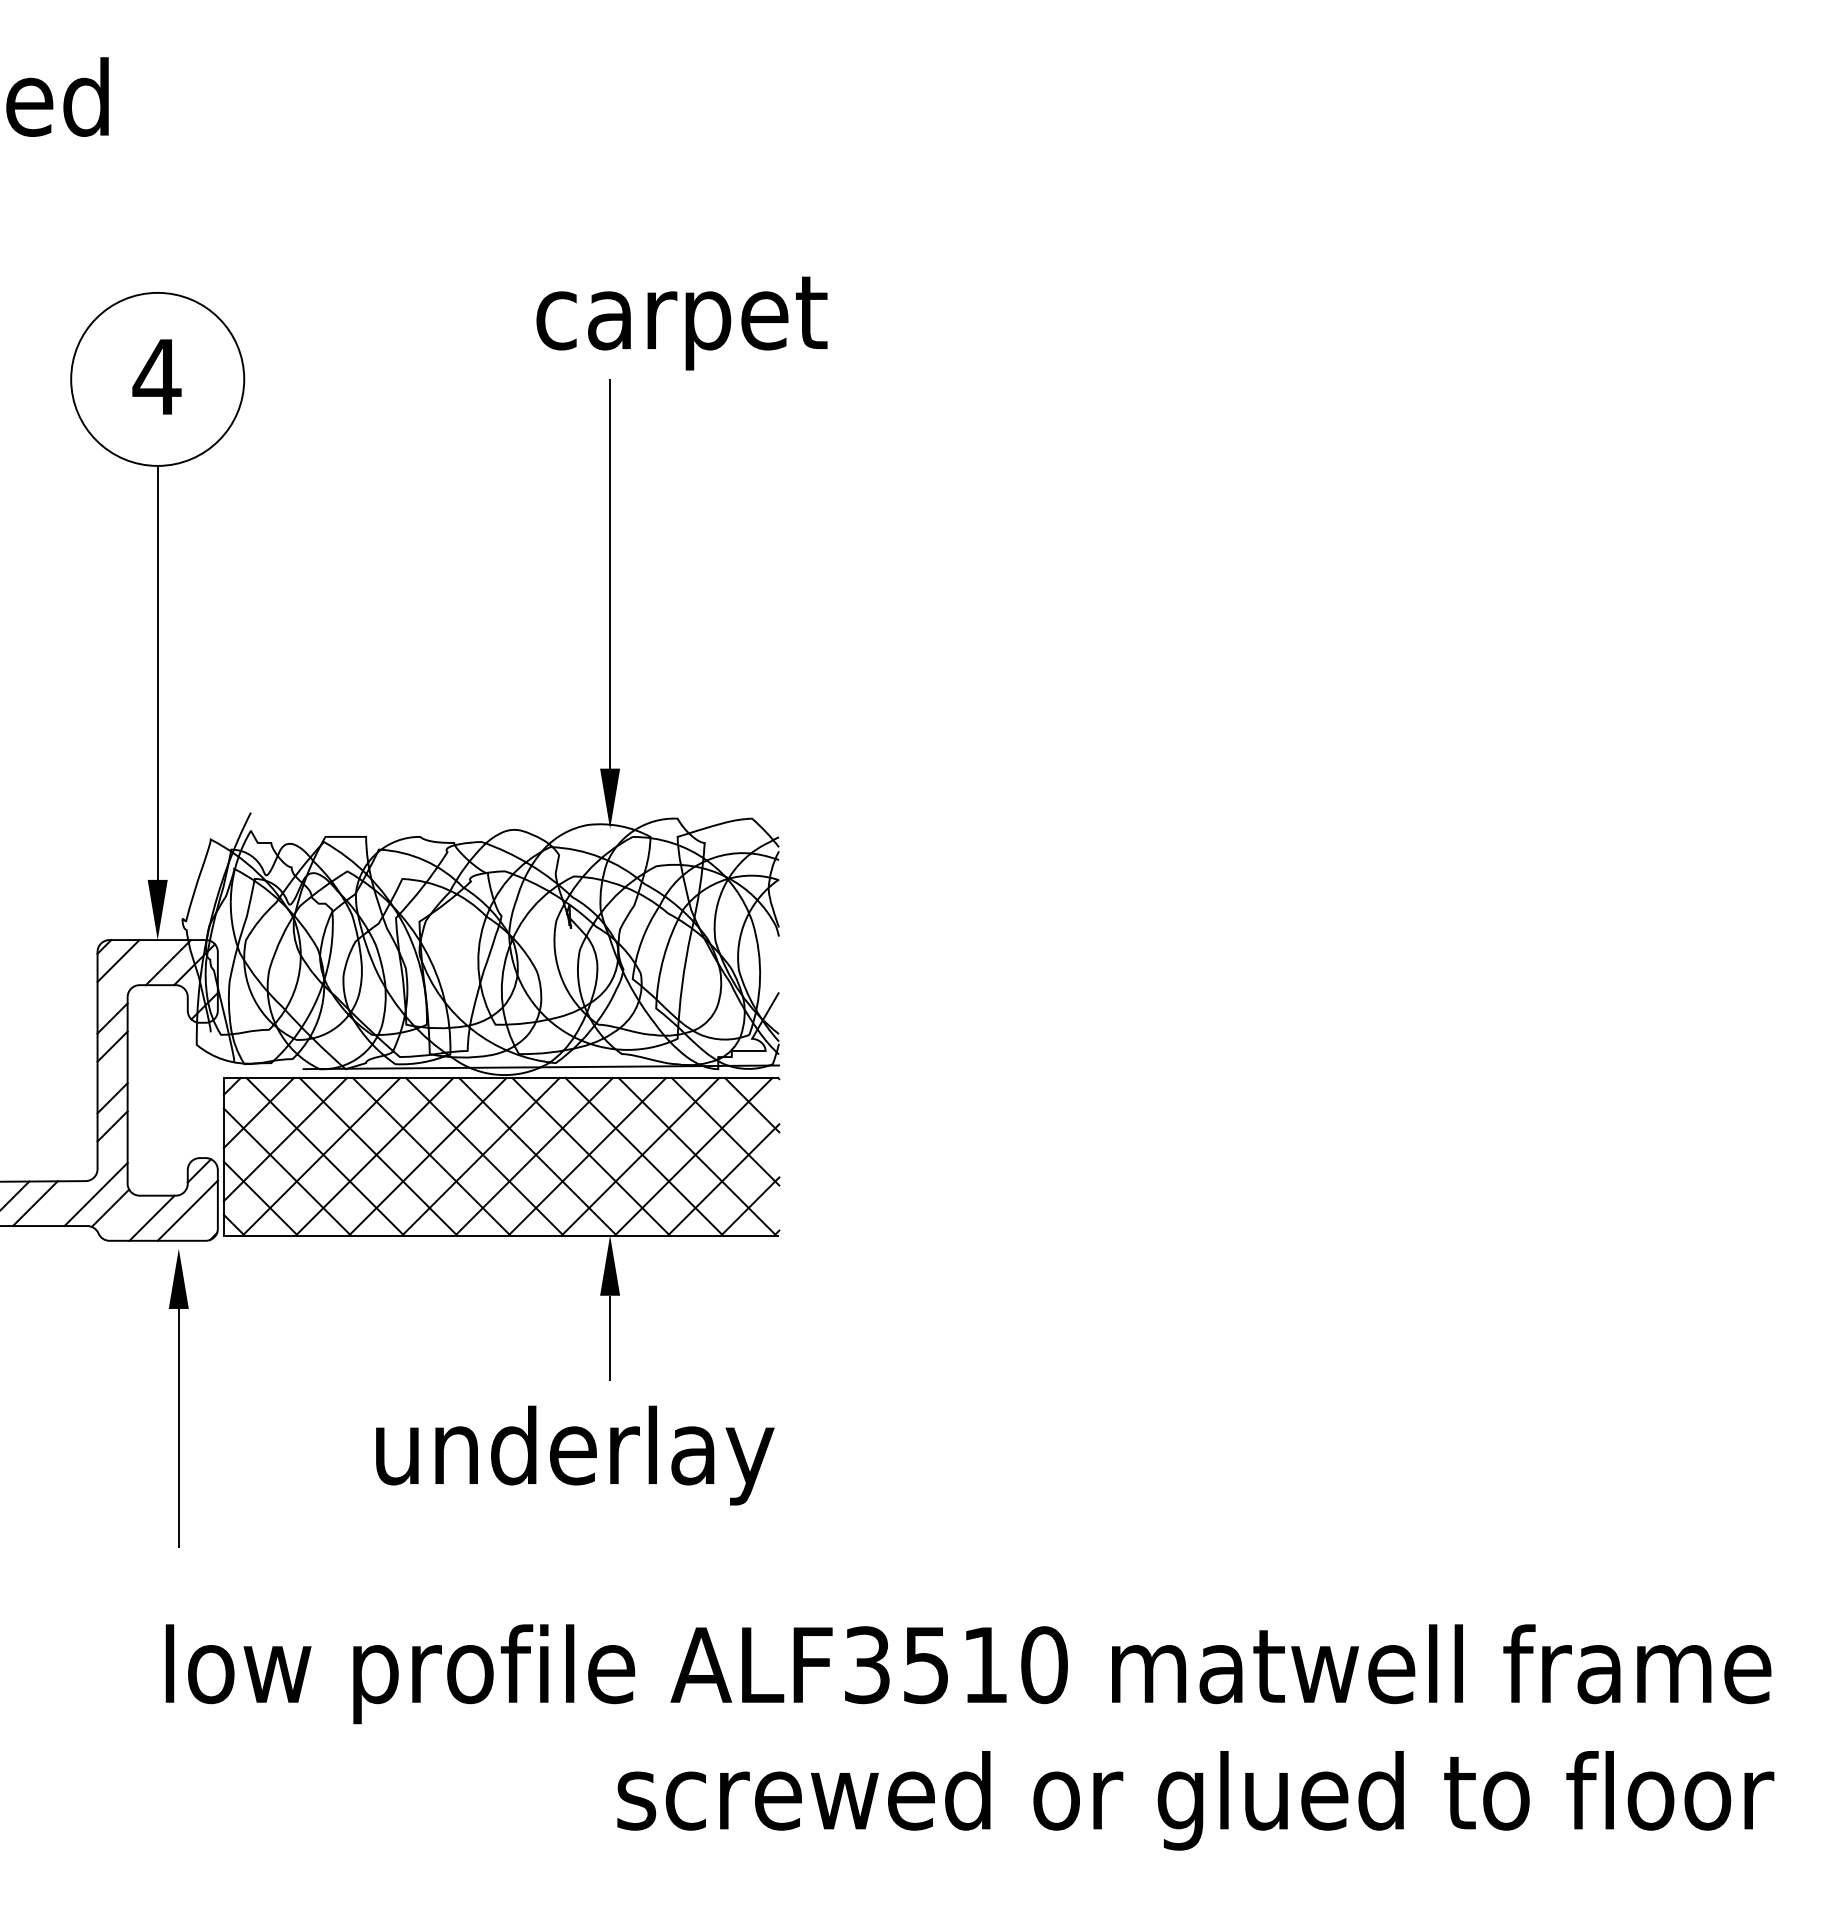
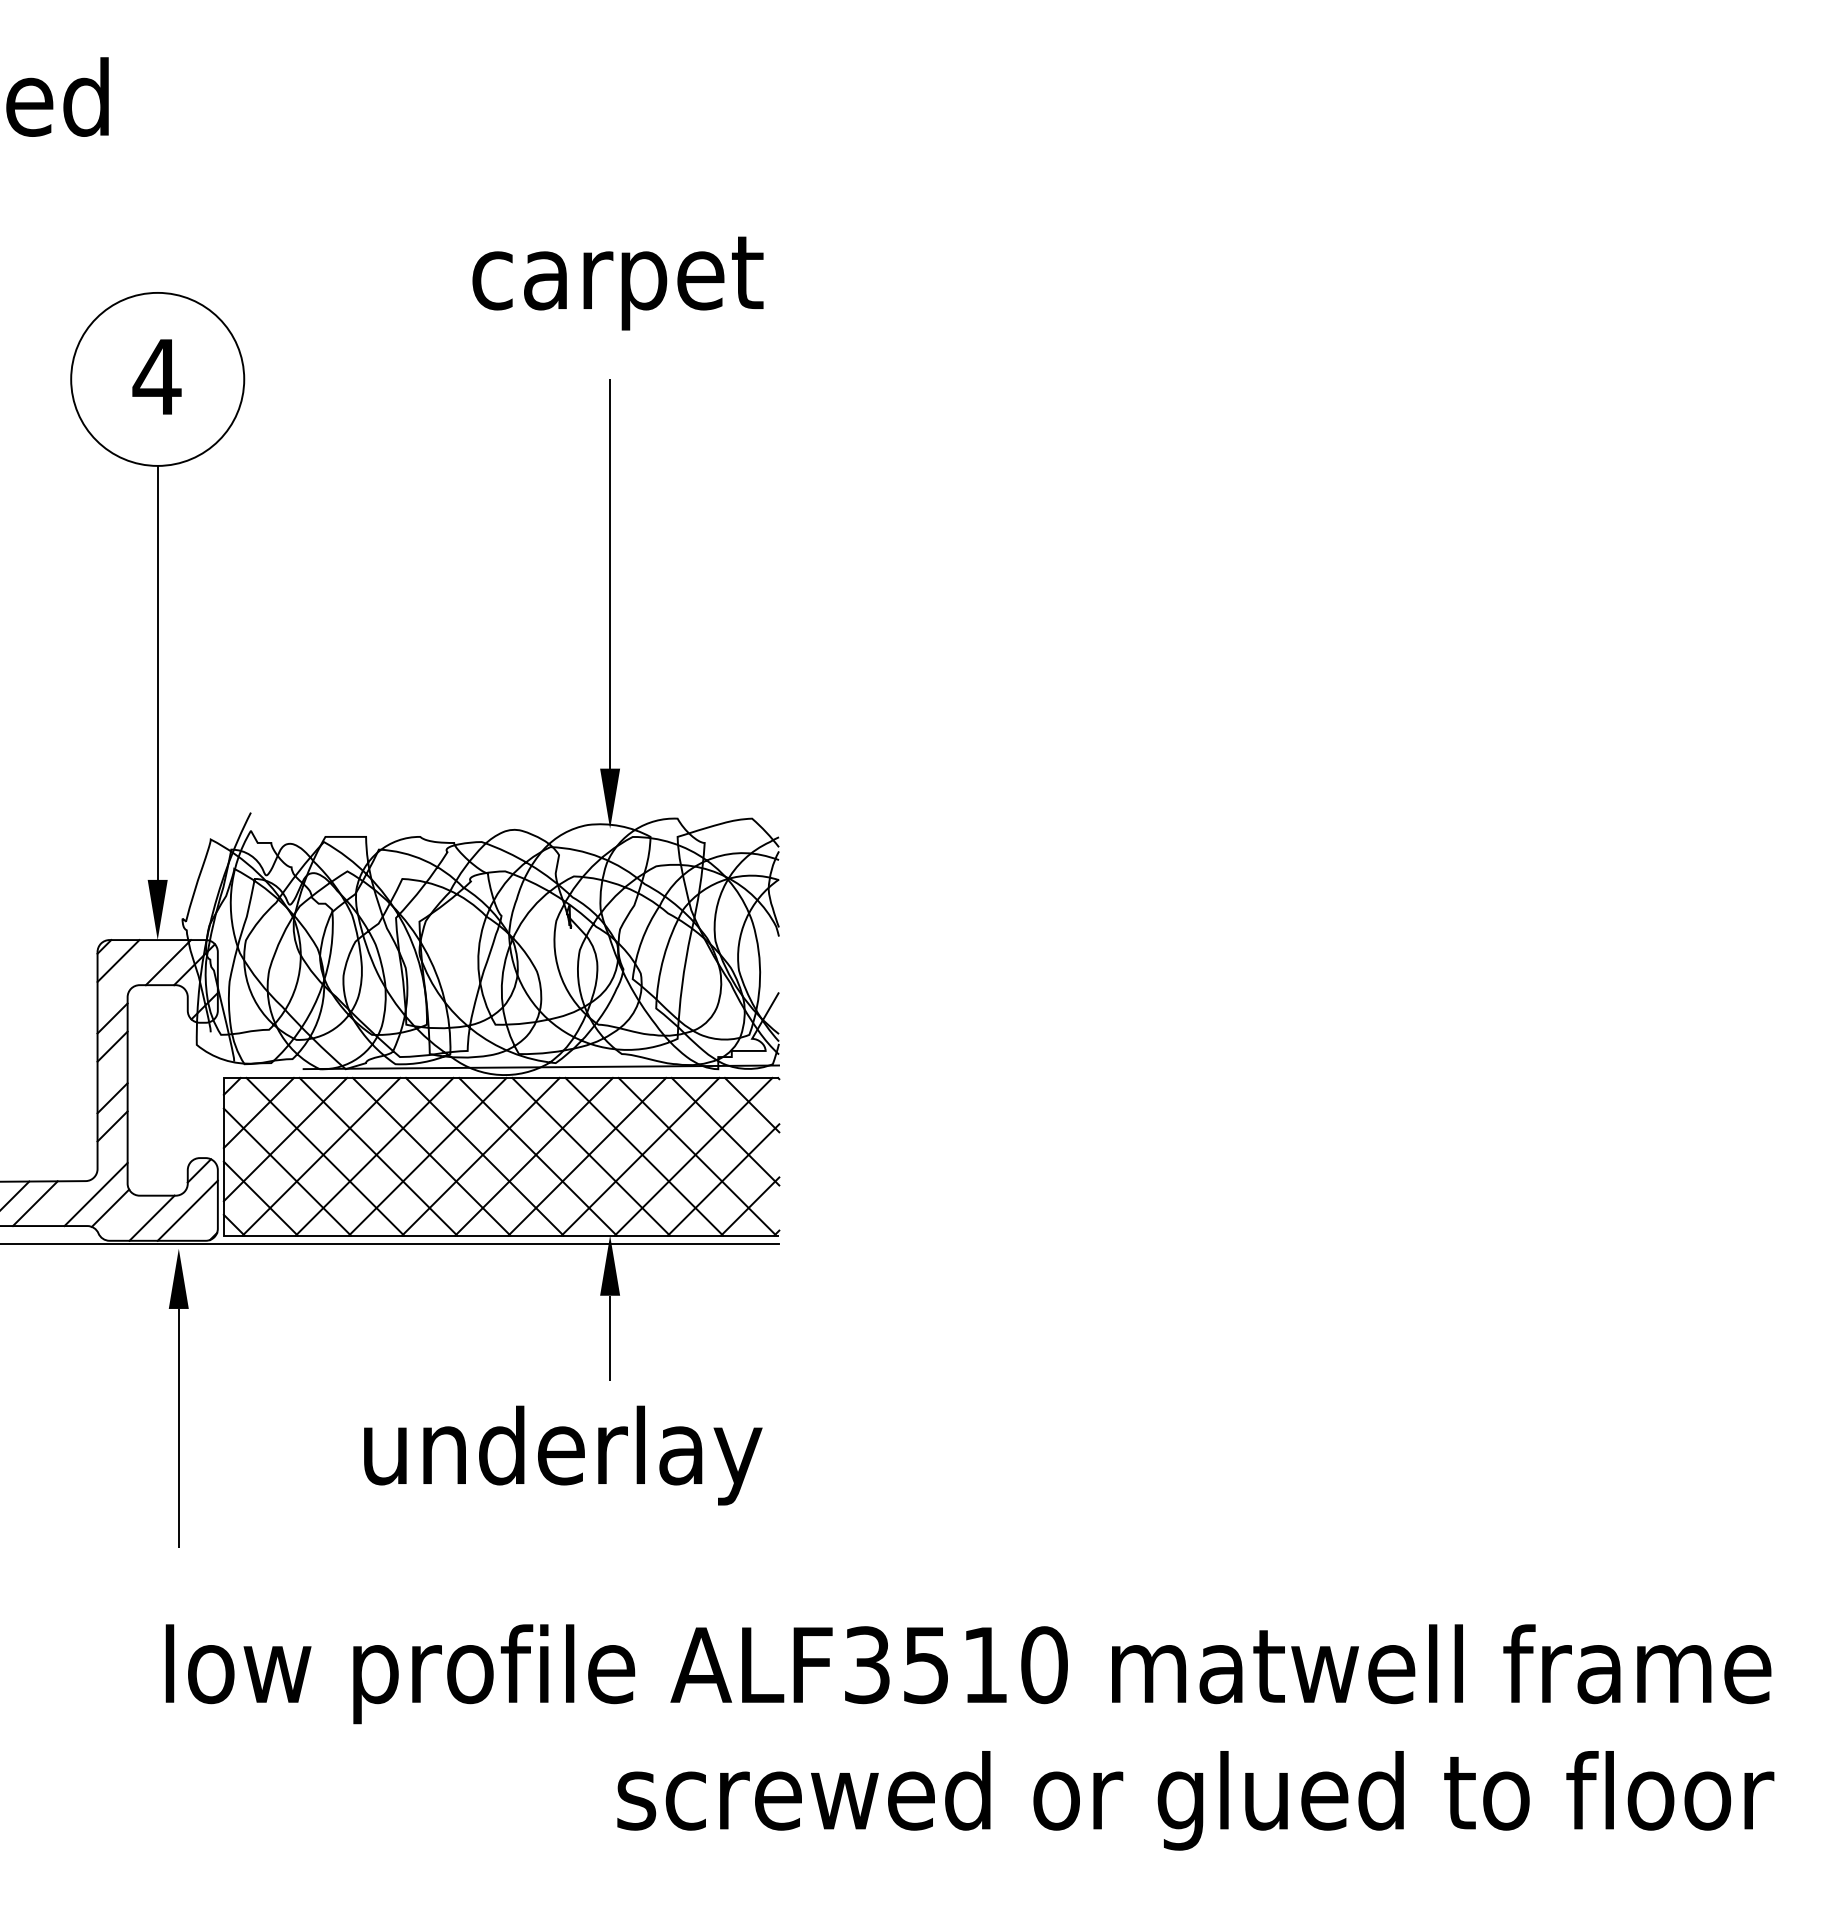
text position: (681, 323) -> (617, 283) (617, 283)
line: none -> present (390, 1243)
text position: (575, 1455) -> (563, 1455) (563, 1455)
